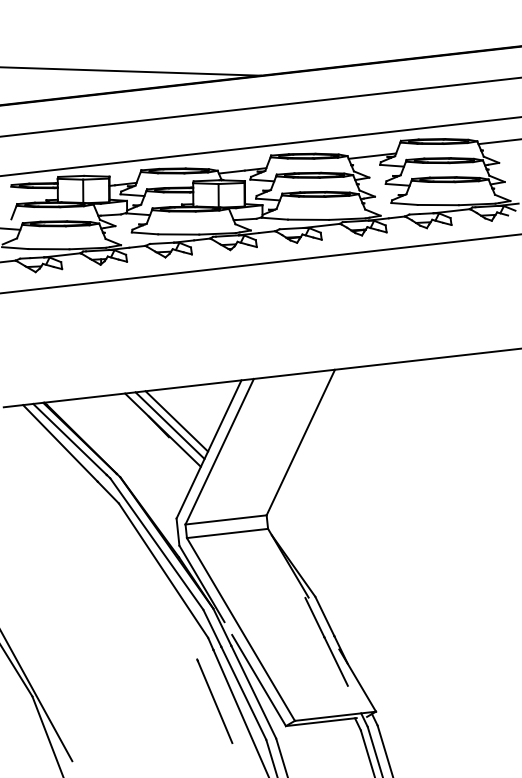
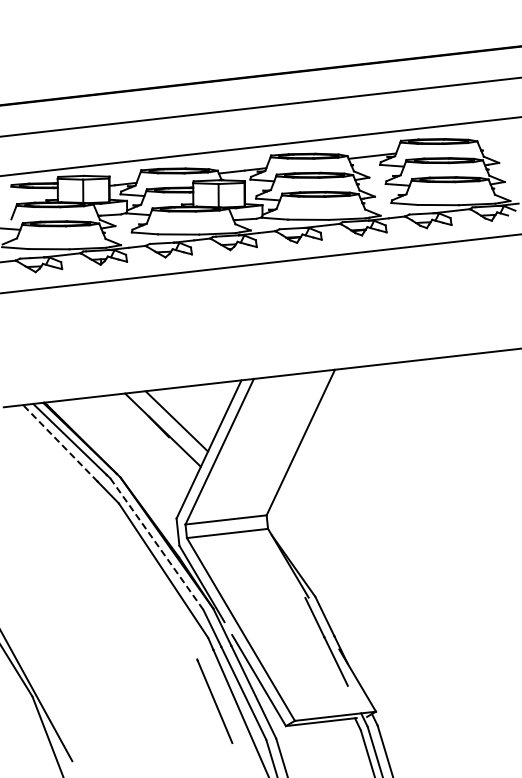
line: present -> none (131, 71)
line: present -> none (498, 141)
line: present -> none (169, 425)
line: solid -> dashed (60, 443)
line: solid -> dashed (156, 544)
